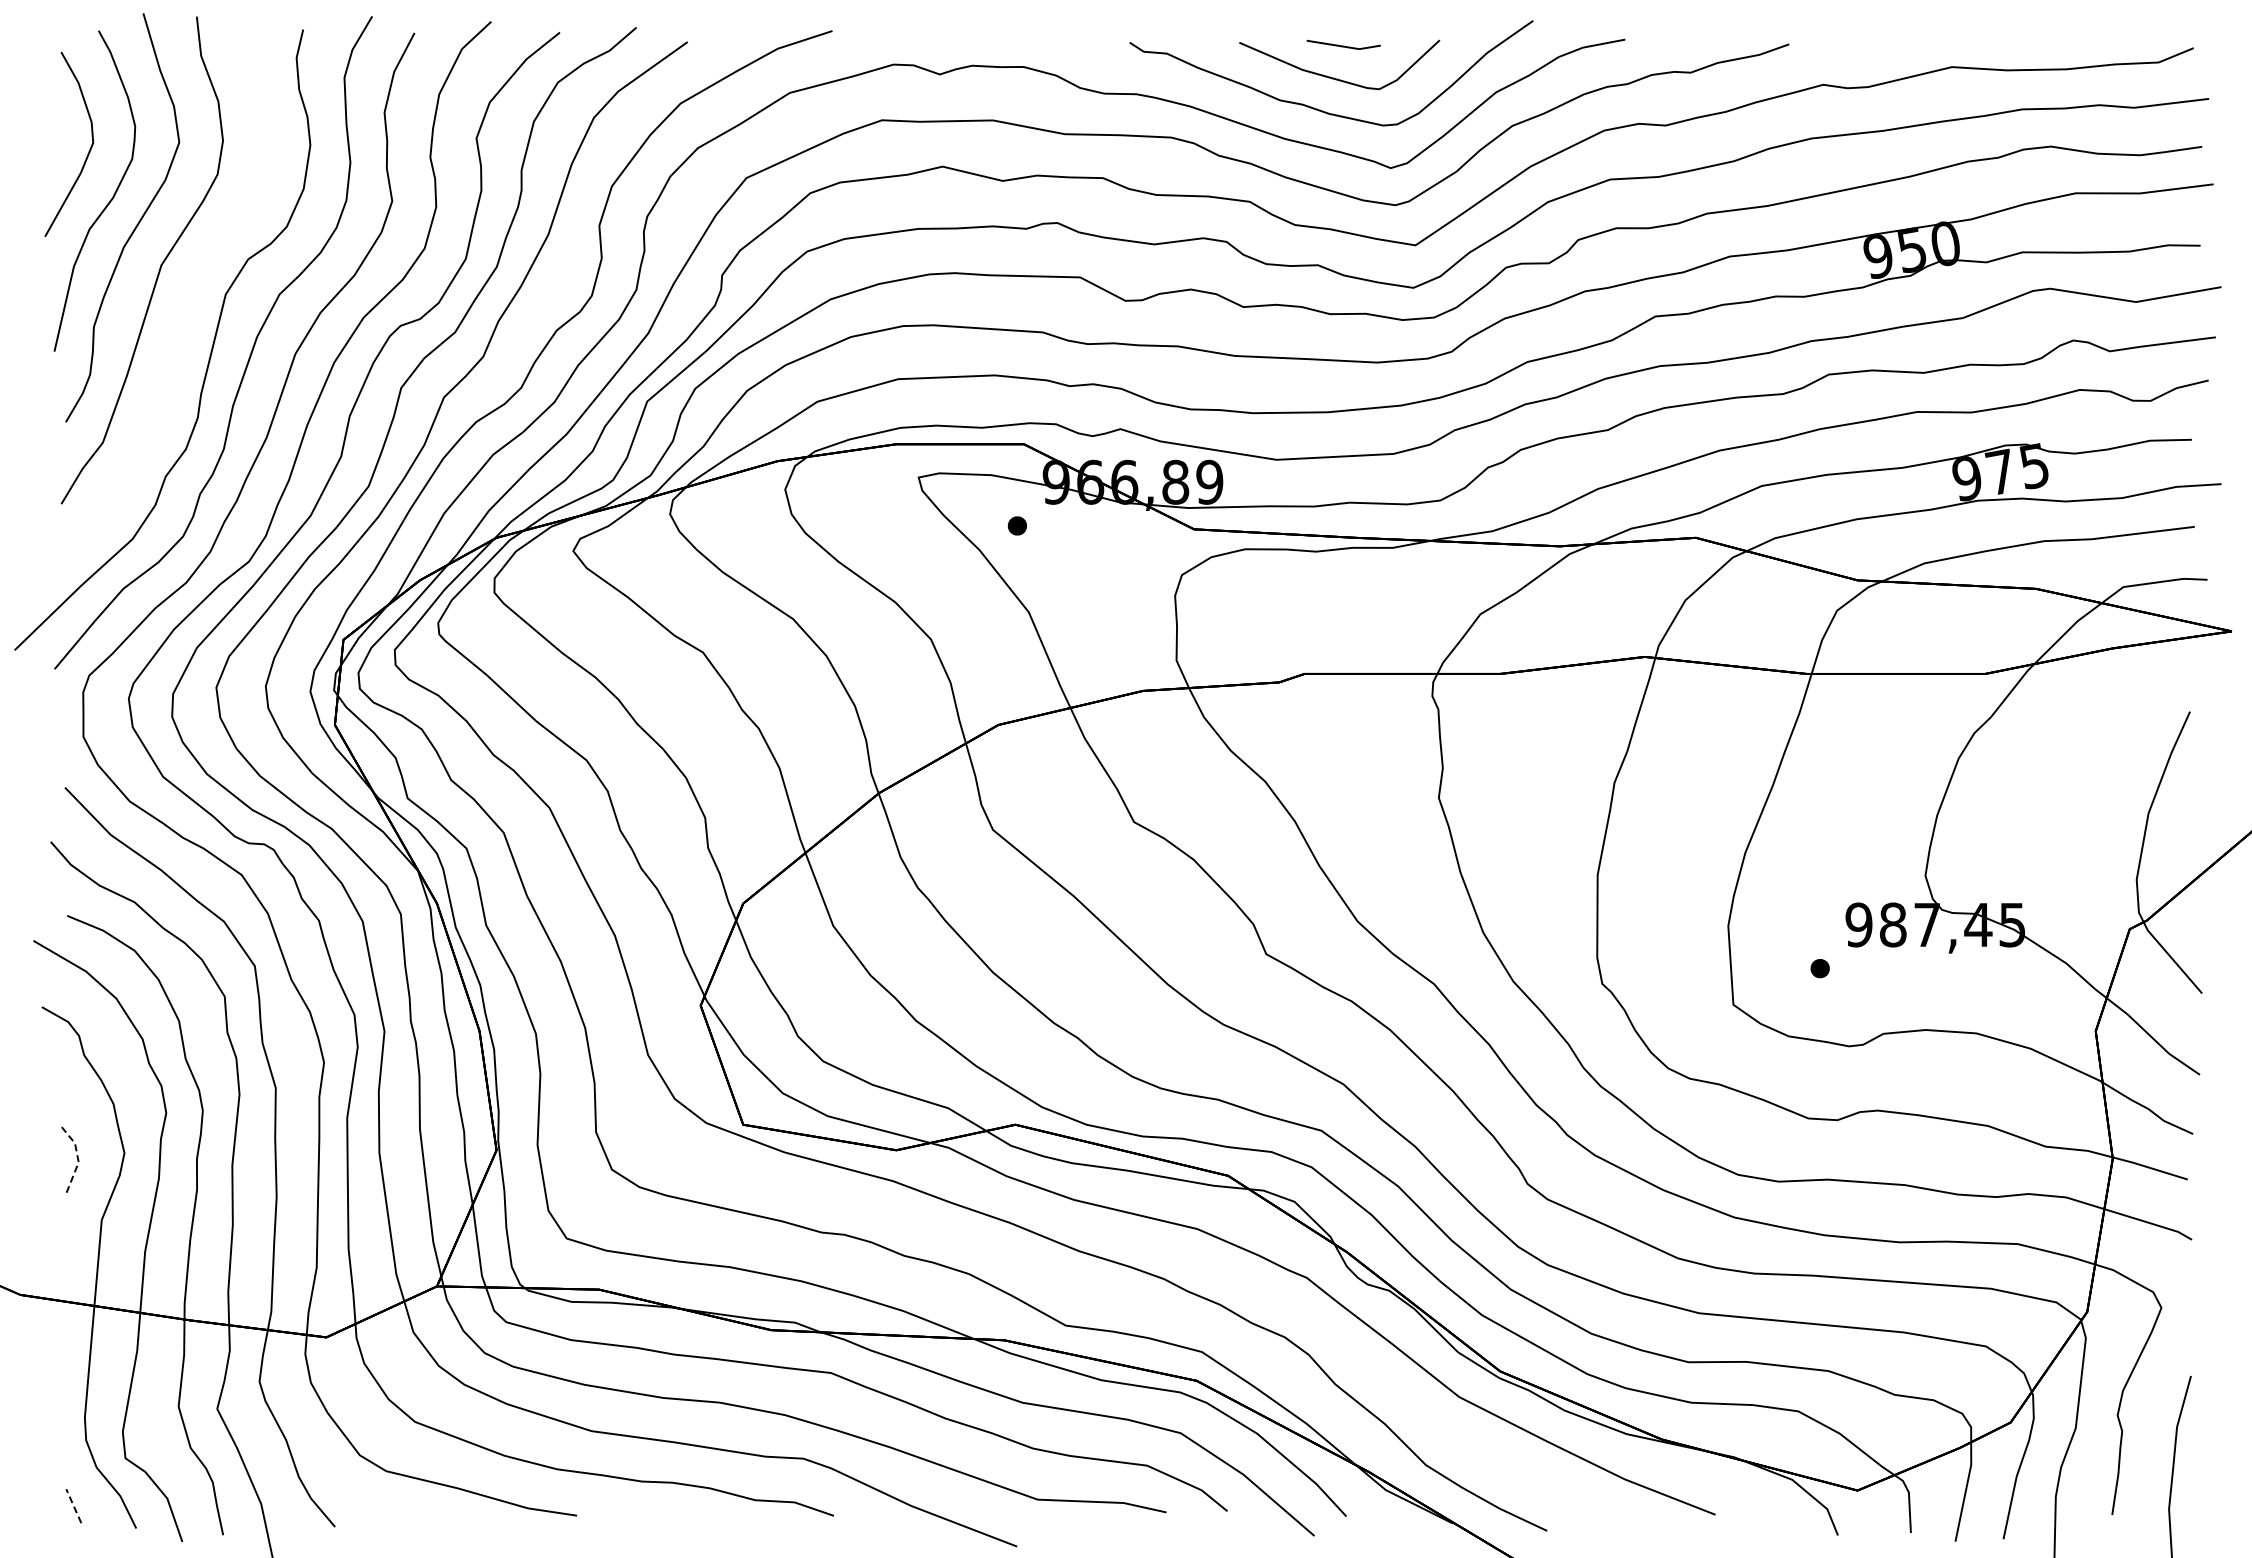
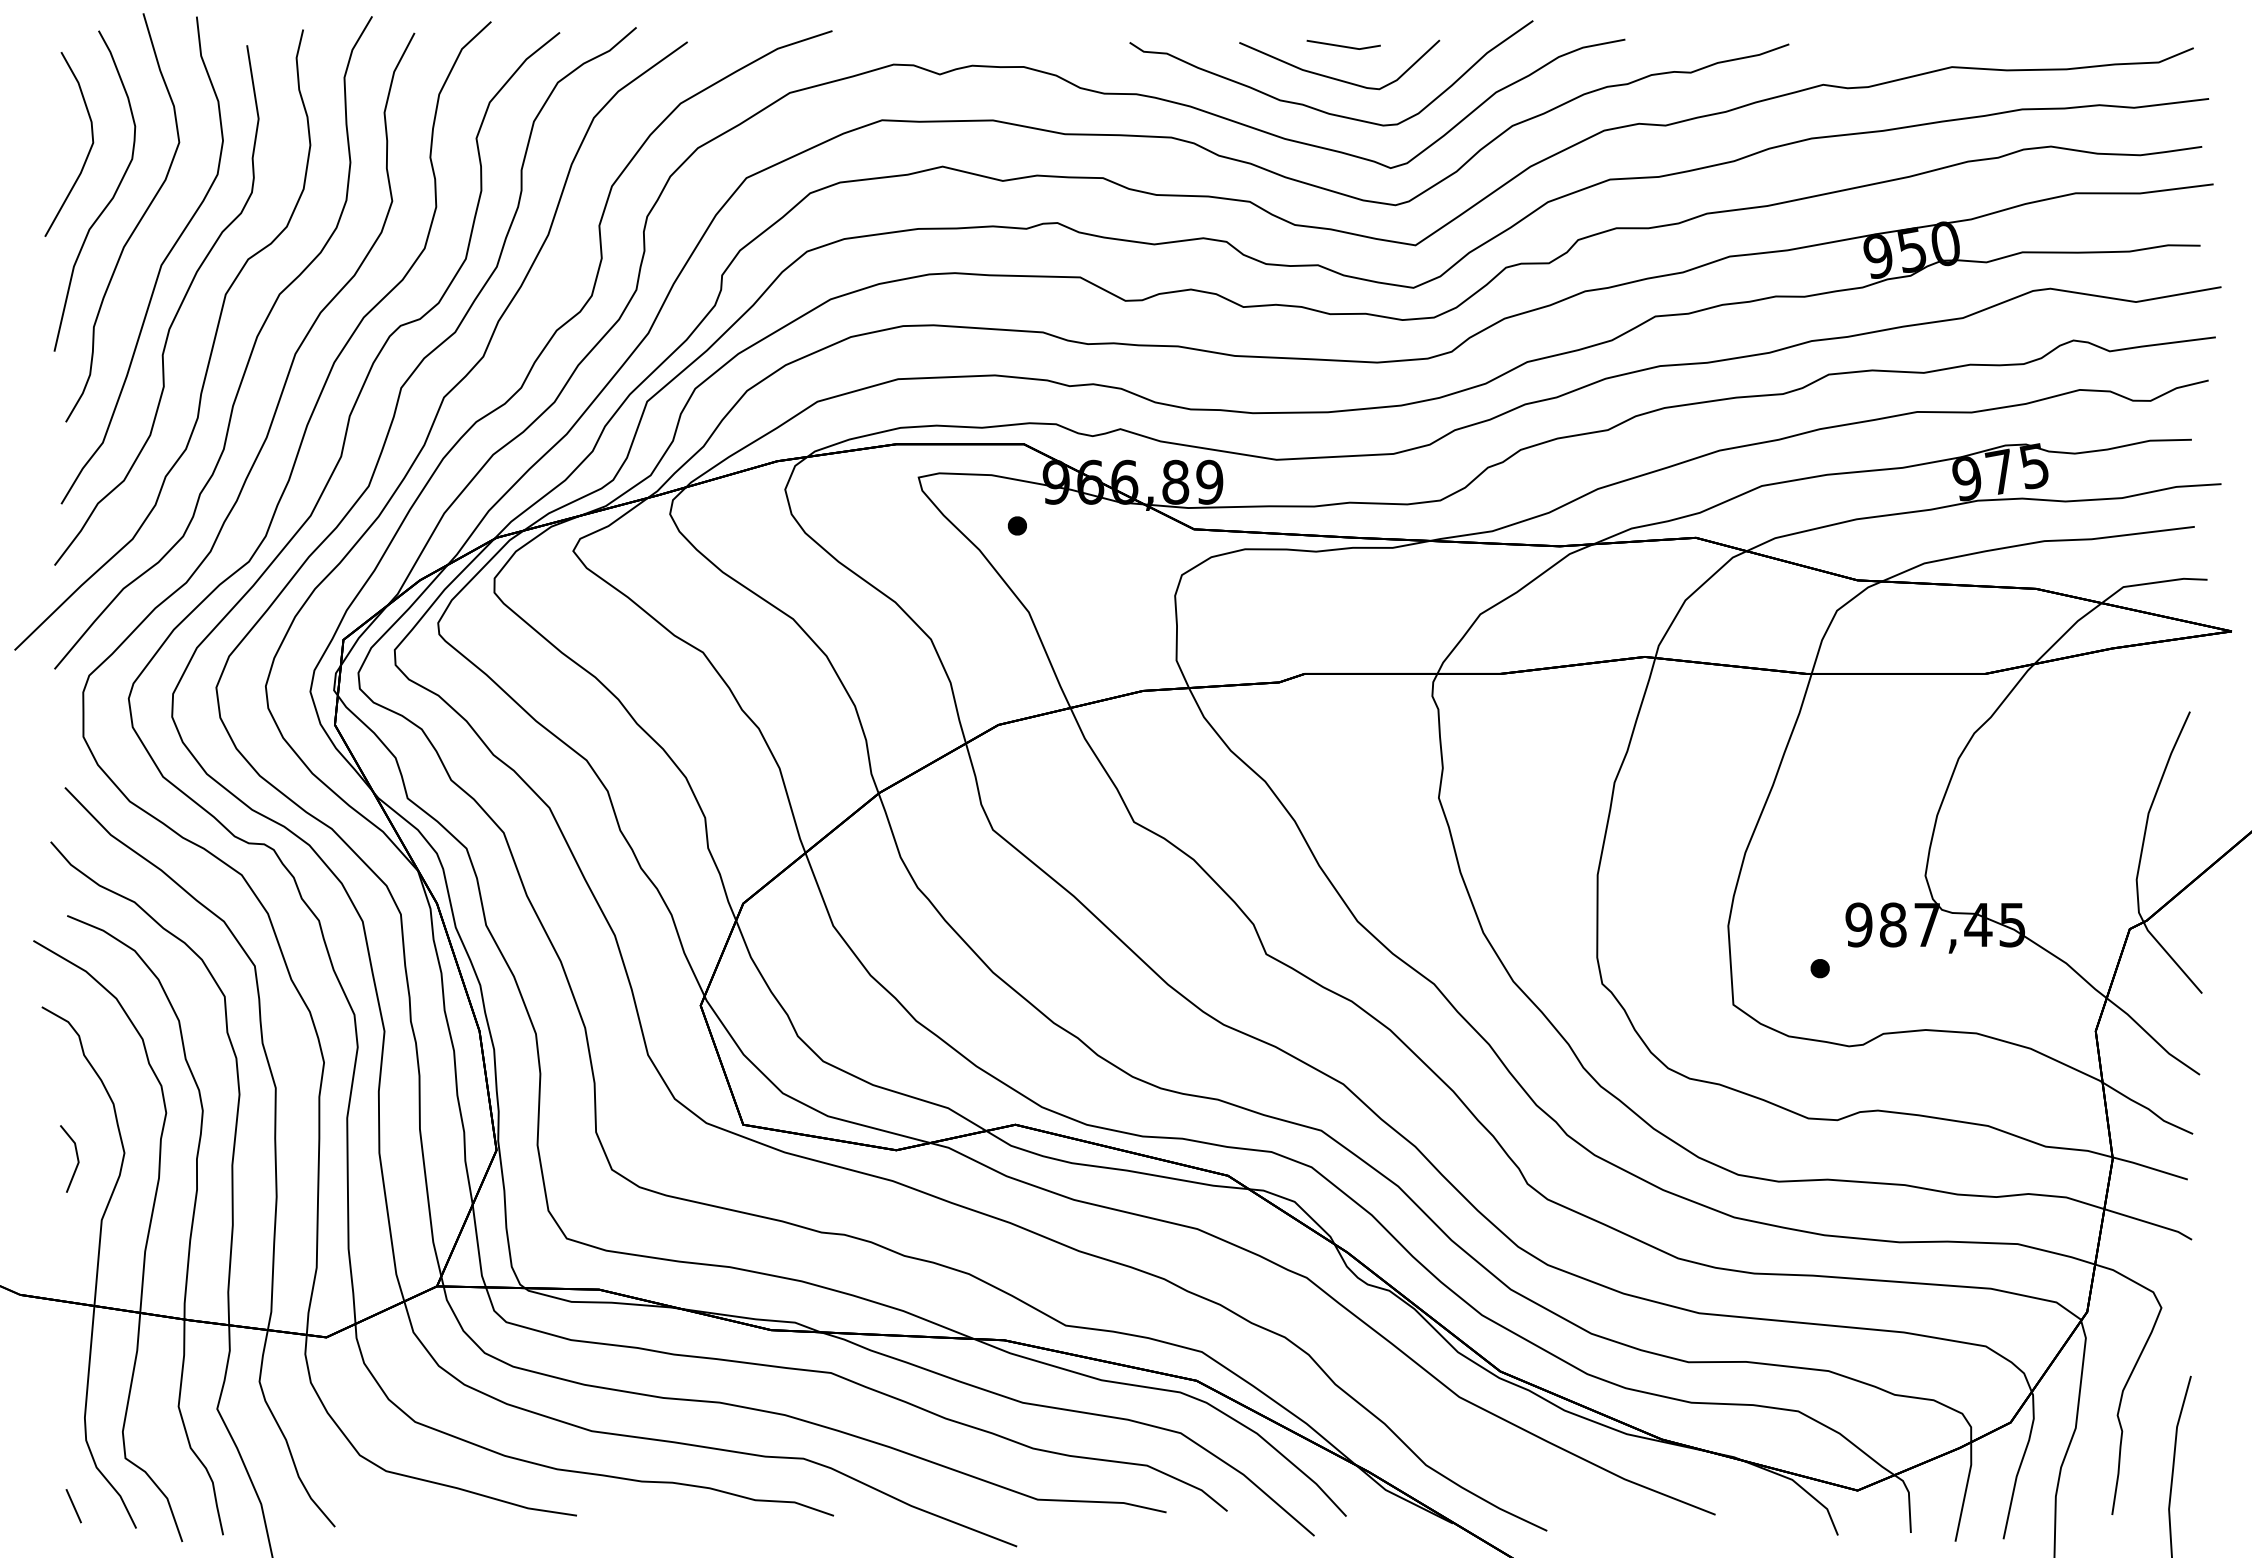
curve: none -> present (176, 311)
line: dashed -> solid (77, 1156)
line: dashed -> solid (73, 1506)
